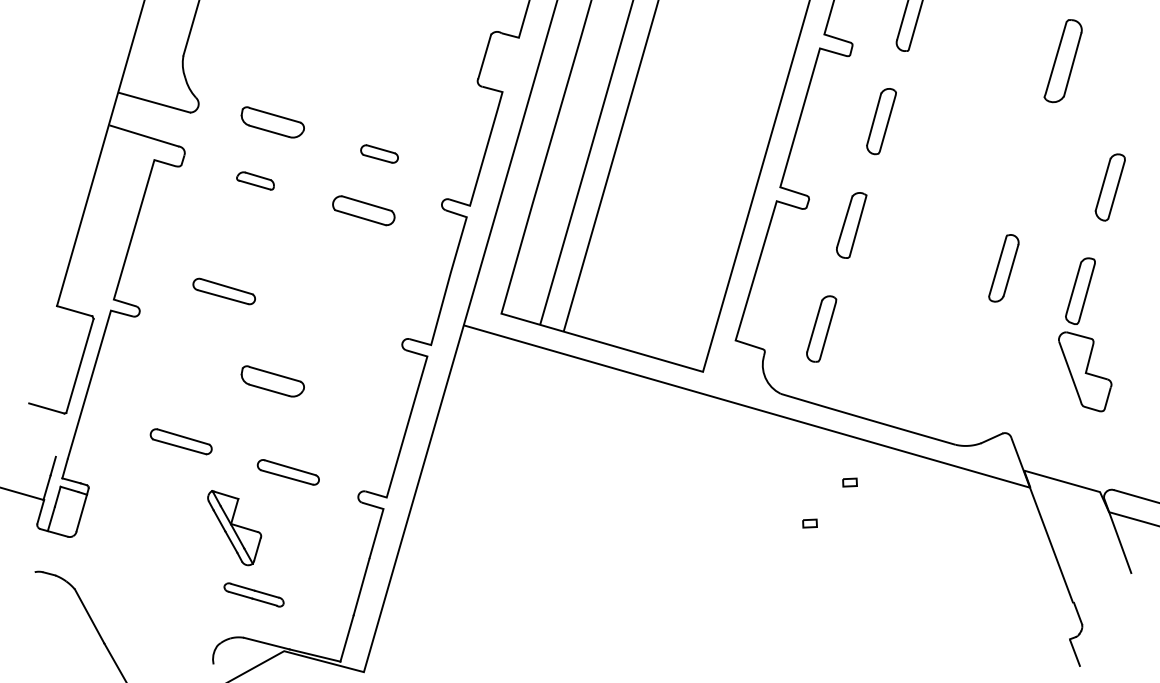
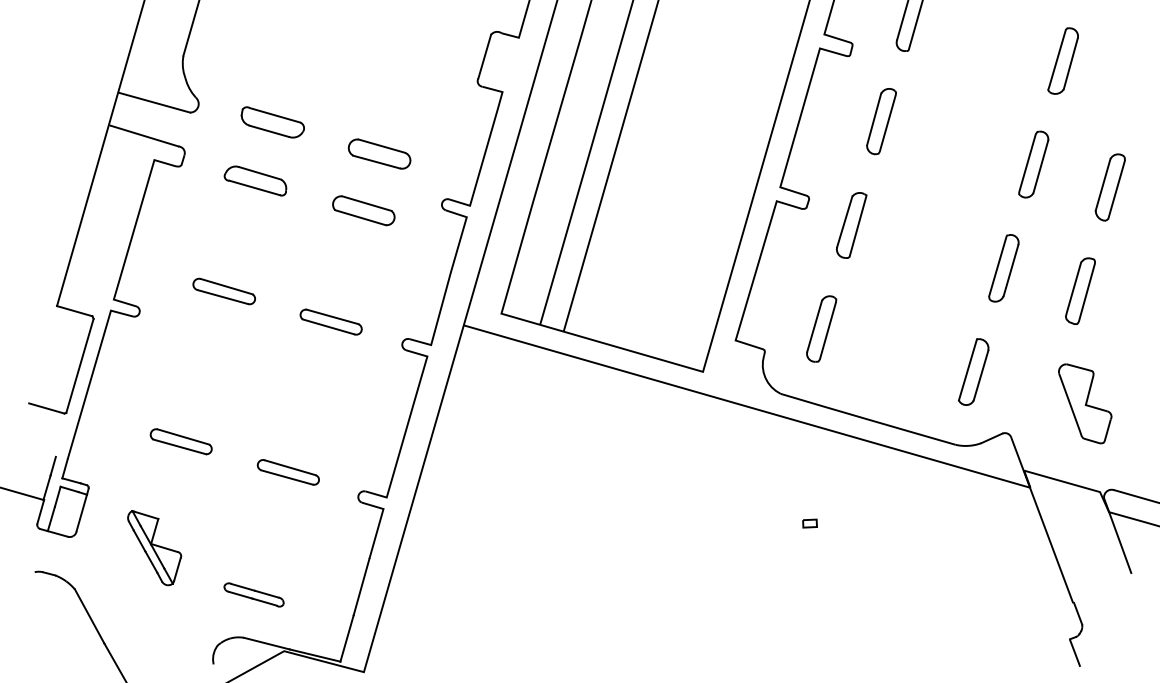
part size: 40x85 px -> 32x68 px (1062, 60)
part size: 39x20 px -> 65x32 px (379, 153)
part: none -> present (1033, 164)
part size: 39x20 px -> 65x32 px (255, 180)
part: none -> present (330, 321)
part: none -> present (973, 371)
part position: (1085, 371) -> (1085, 403) (1085, 403)
part: present -> none (272, 381)
part: present -> none (849, 482)
part position: (234, 528) -> (154, 548) (154, 548)
